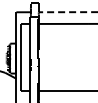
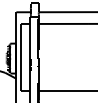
line: dashed -> solid (67, 12)
